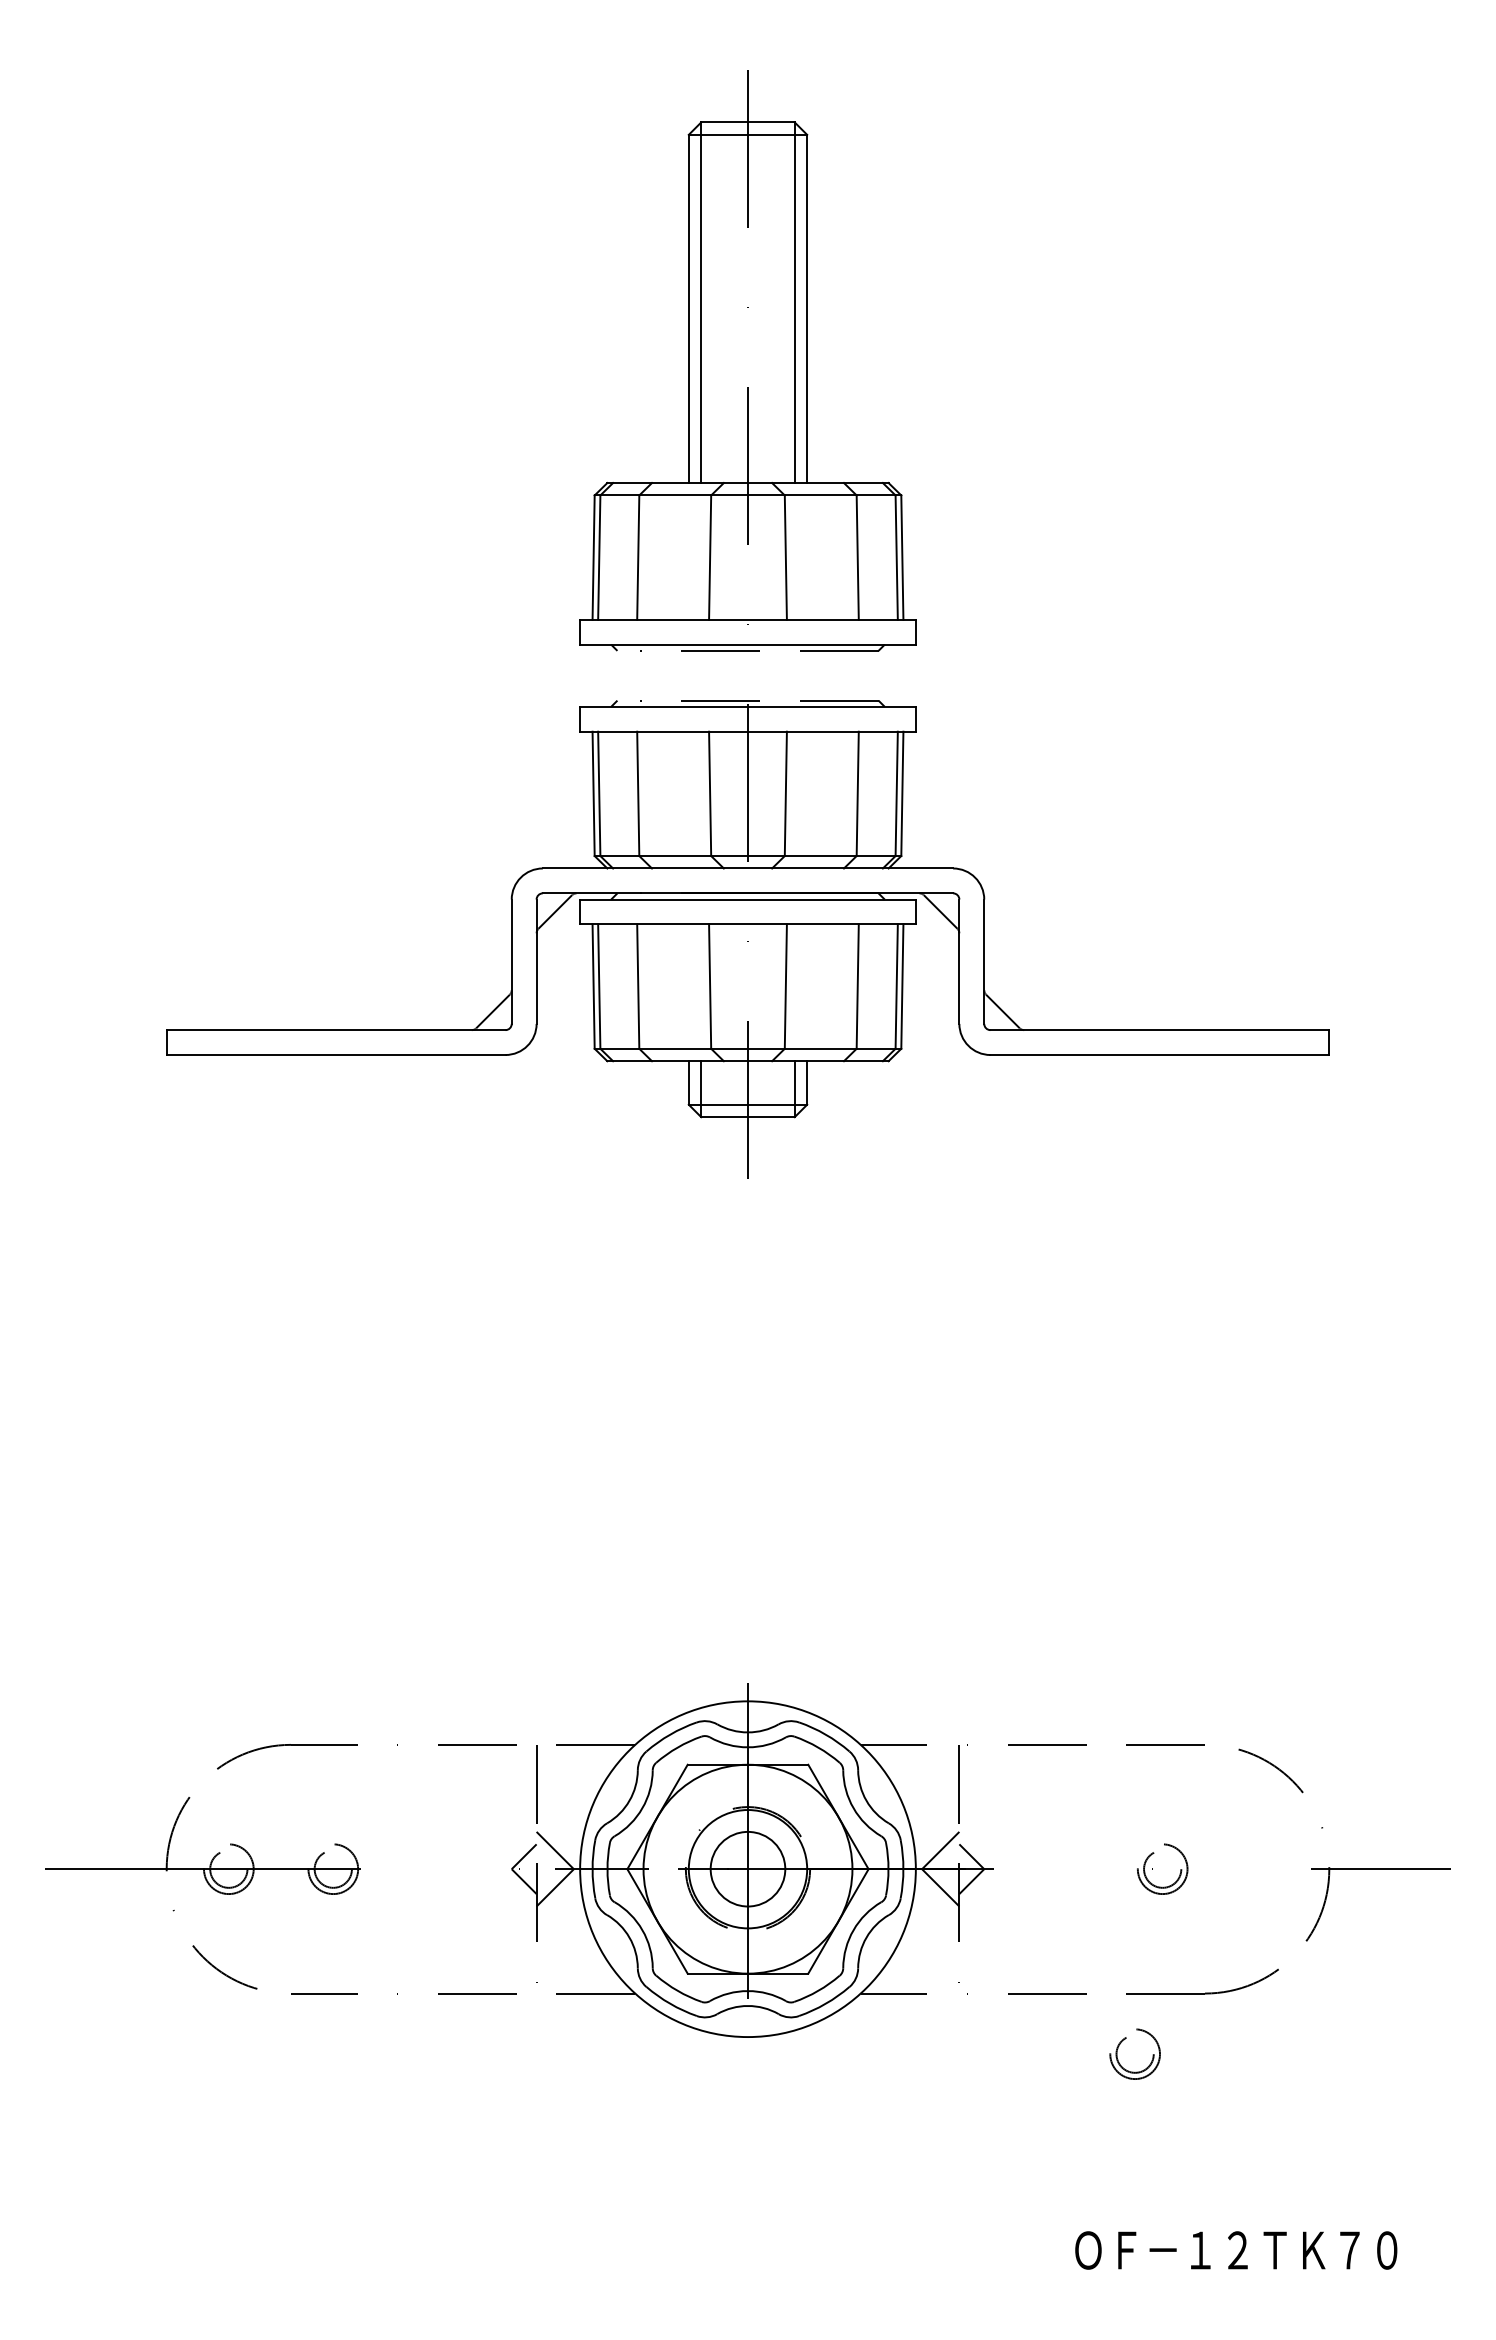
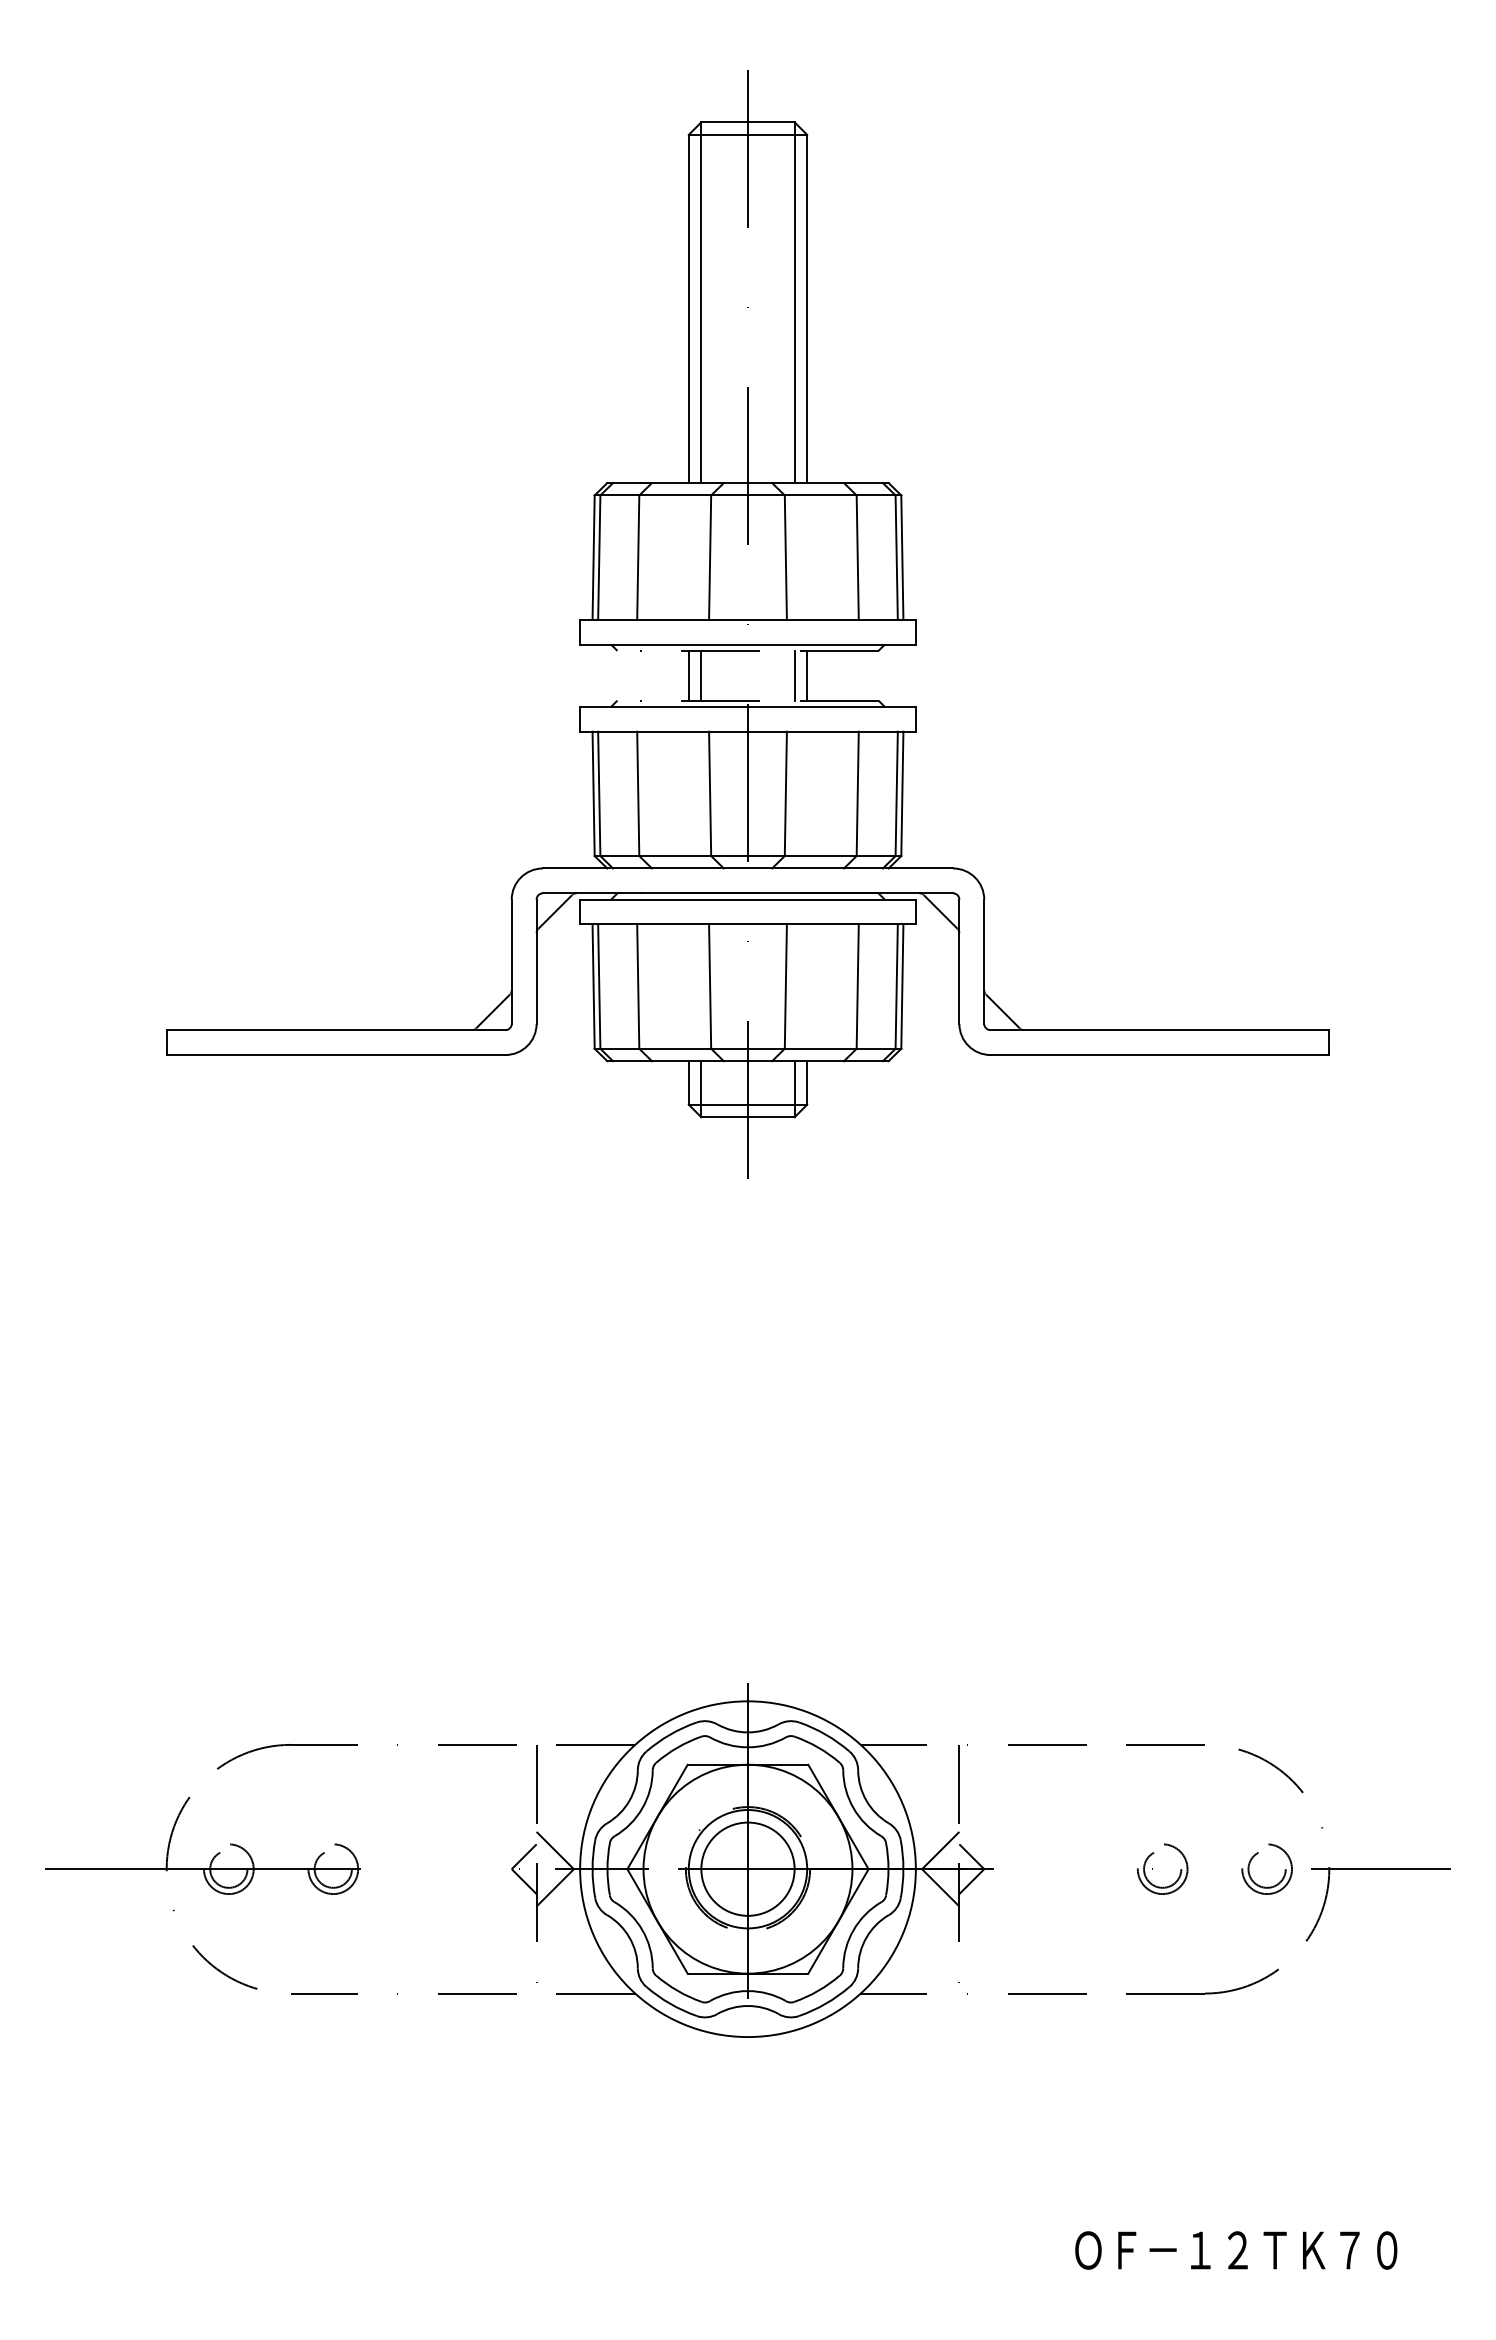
line: none -> present (688, 675)
line: none -> present (701, 675)
line: none -> present (794, 675)
line: none -> present (807, 675)
circle diameter: 75 px -> 93 px (747, 1868)
part position: (1124, 2040) -> (1256, 1855) (1256, 1855)
